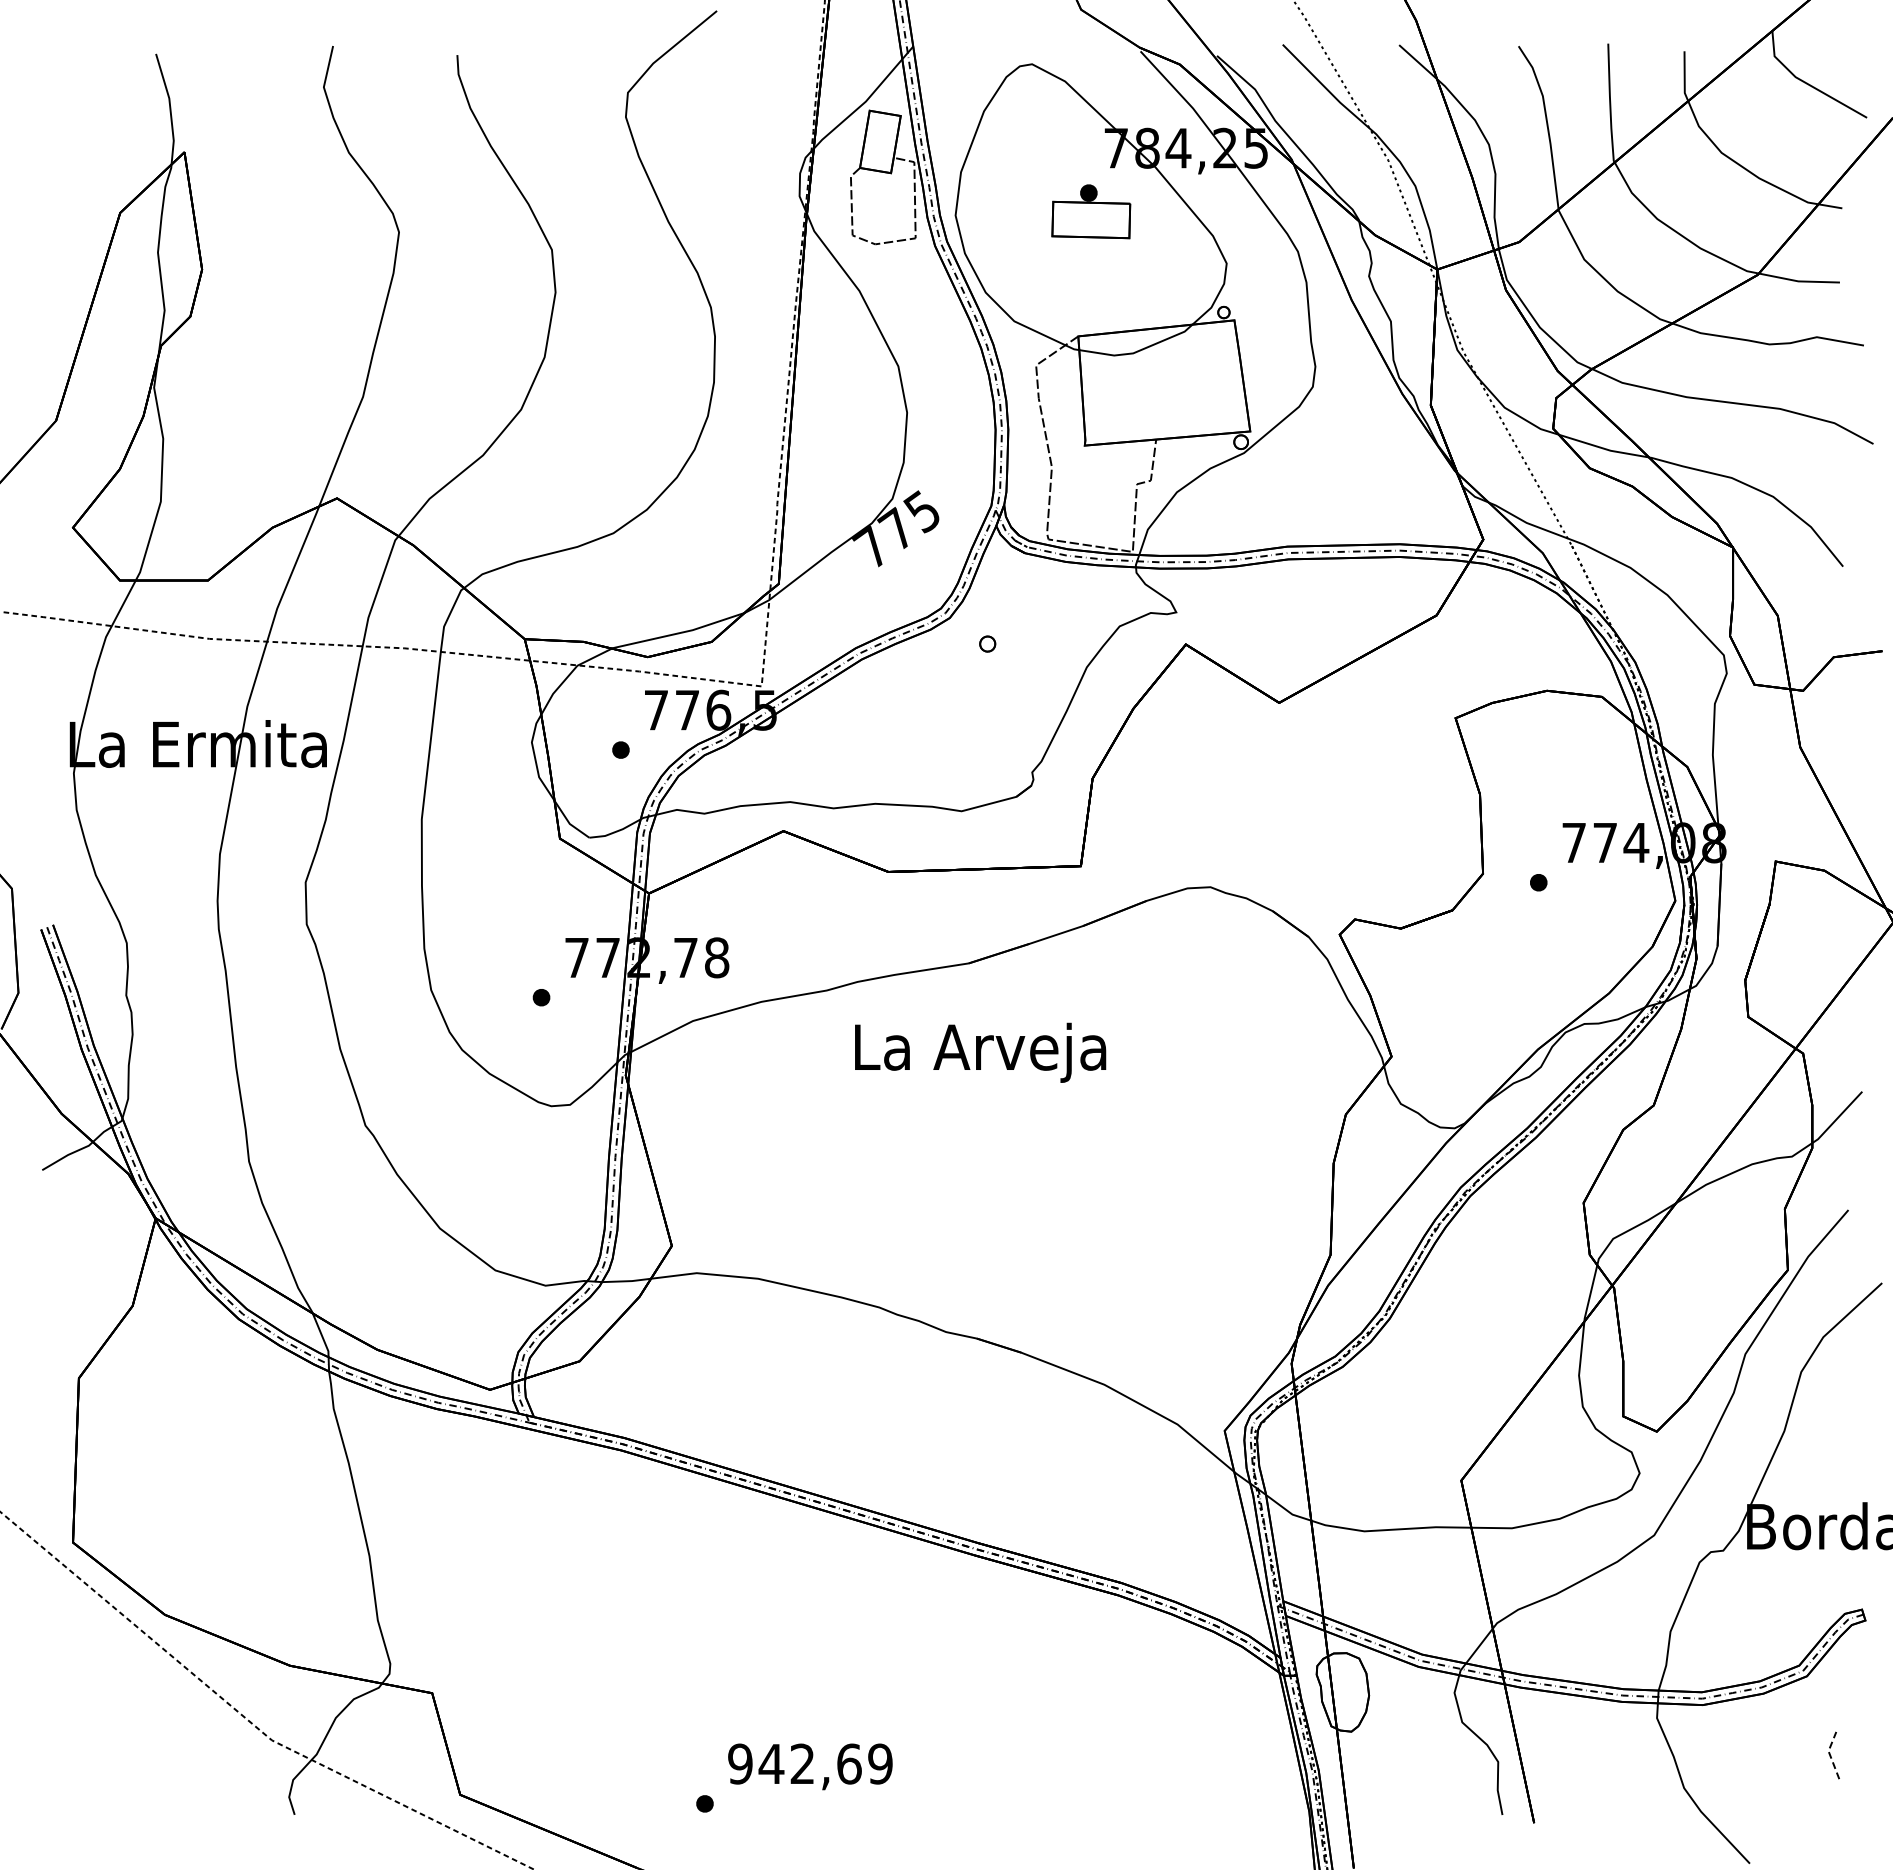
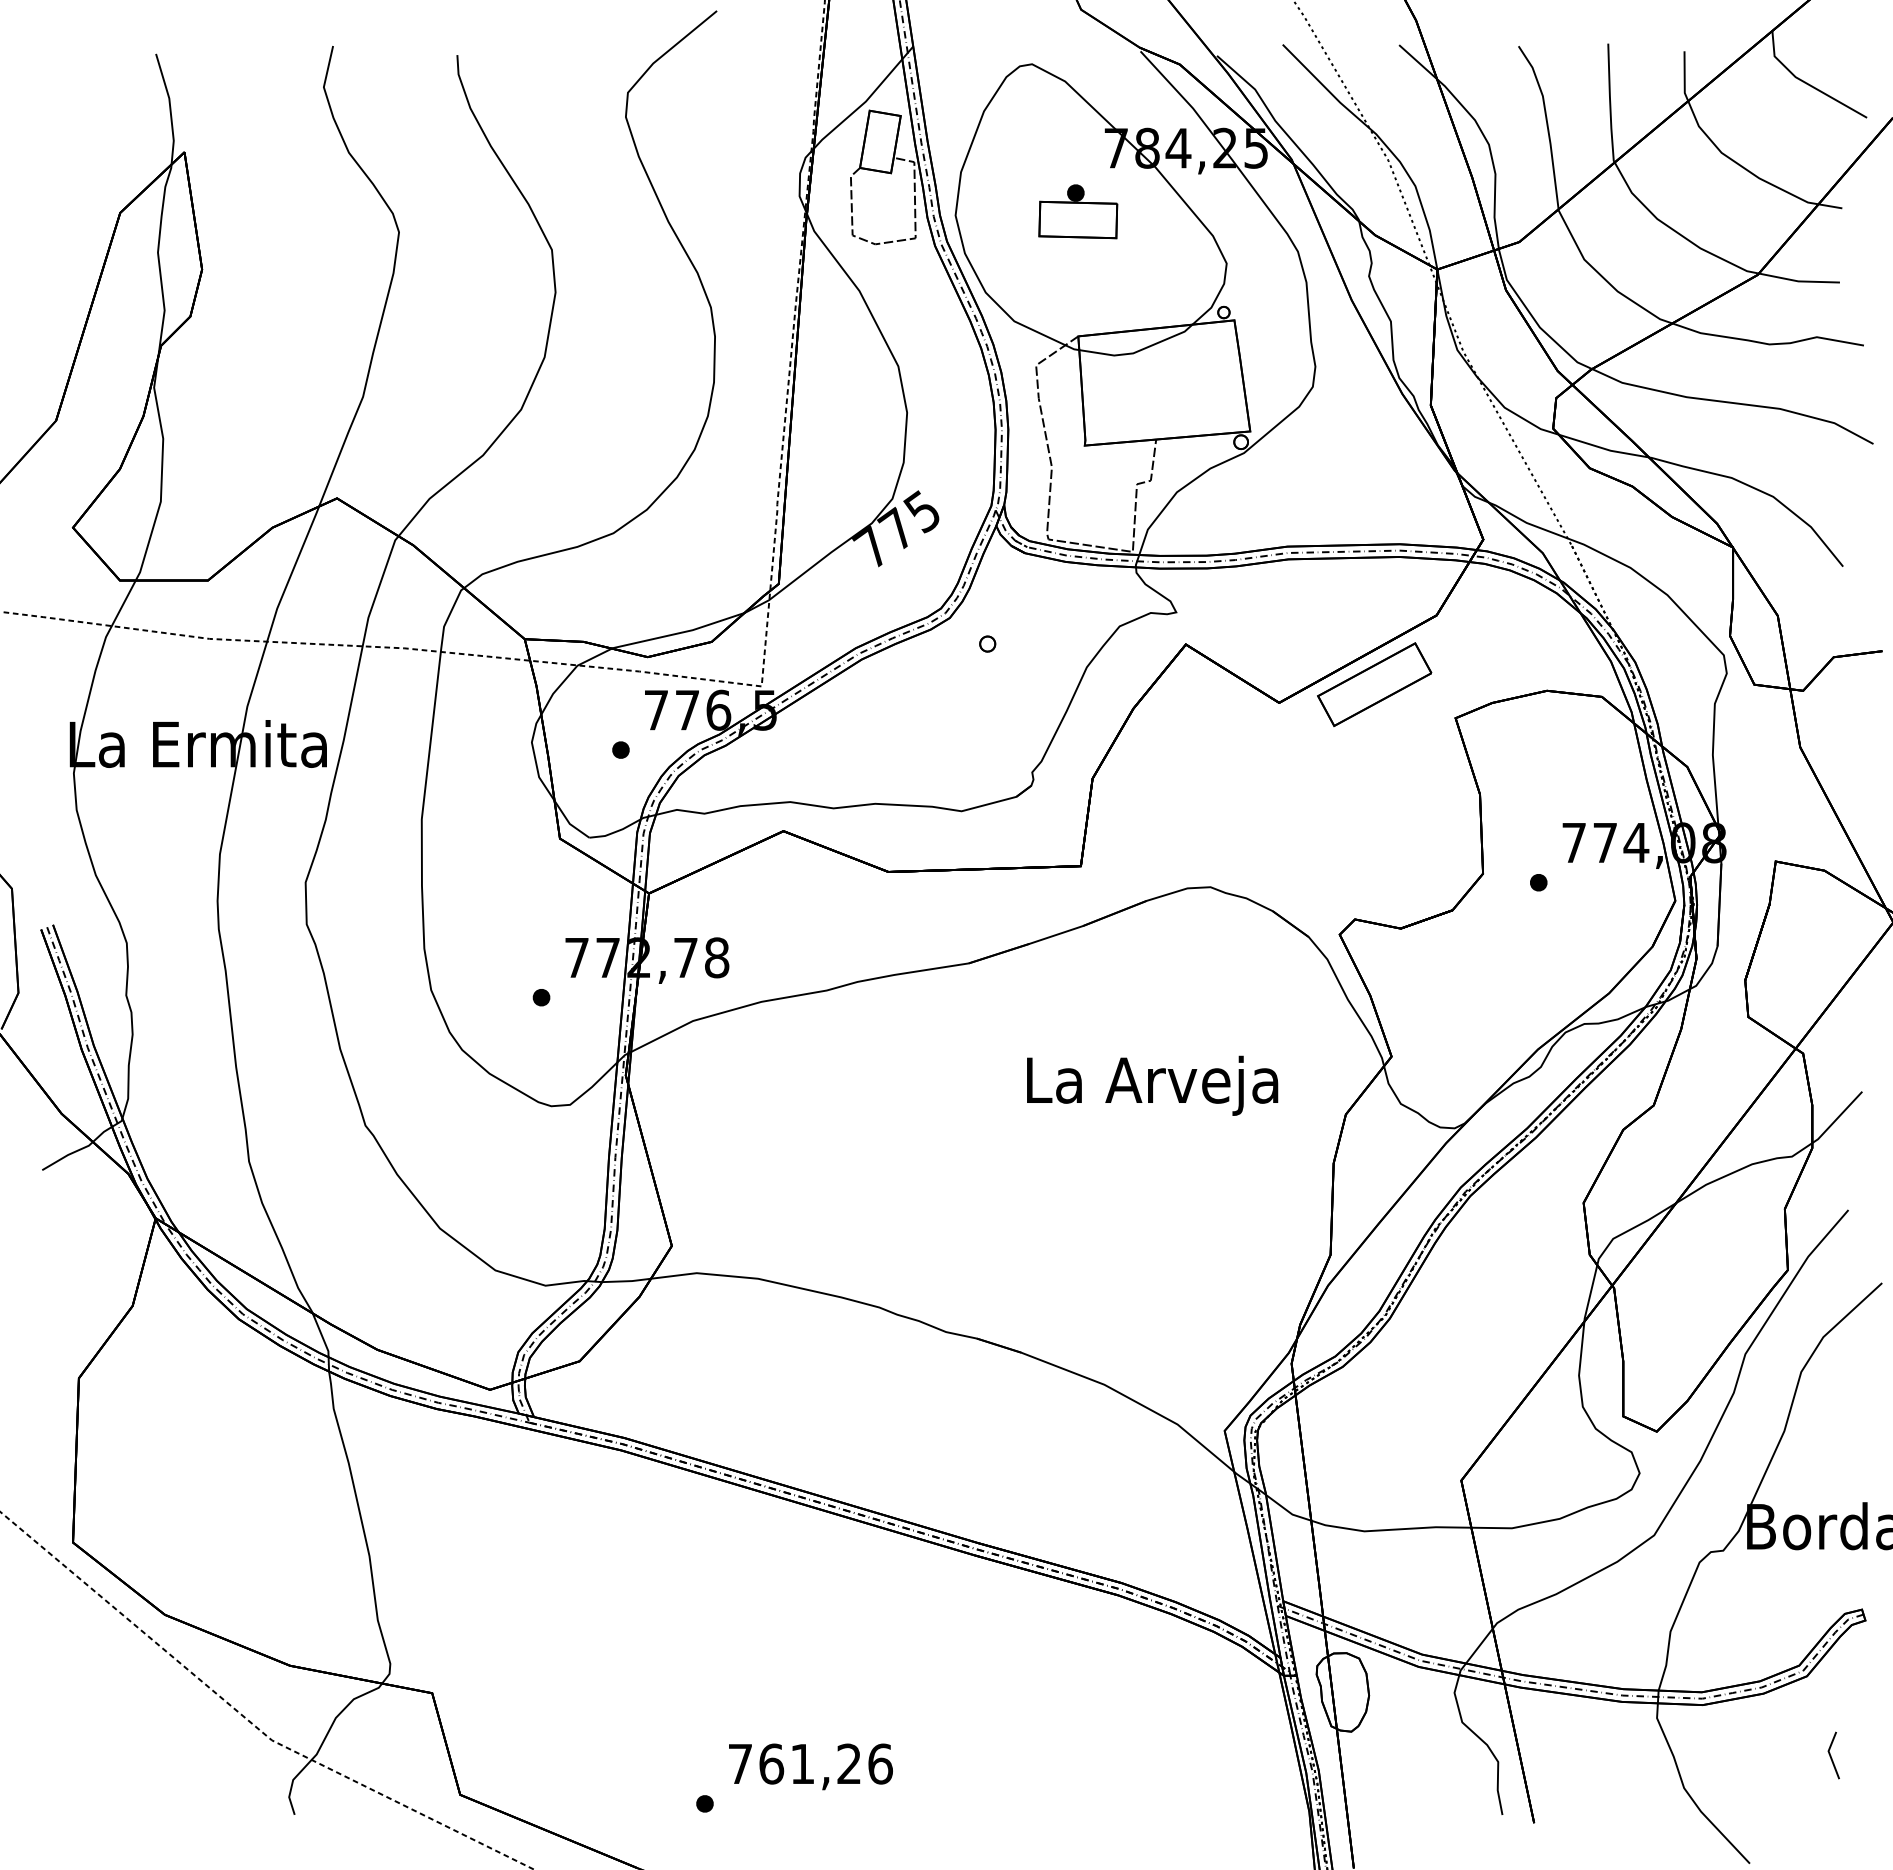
part position: (1091, 211) -> (1078, 211) (1078, 211)
part: none -> present (1374, 684)
text position: (980, 1052) -> (1152, 1085) (1152, 1085)
line: dashed -> solid (1830, 1754)
text: 942,69 -> 761,26 (810, 1763)
